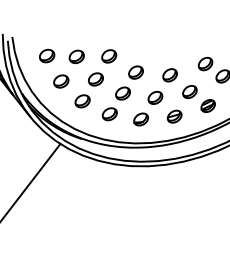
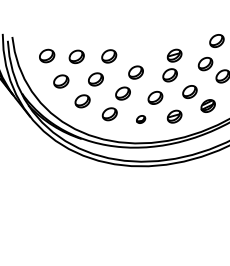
part: none -> present (216, 40)
part: none -> present (174, 55)
part size: 16x15 px -> 11x9 px (141, 119)
line: present -> none (31, 181)
